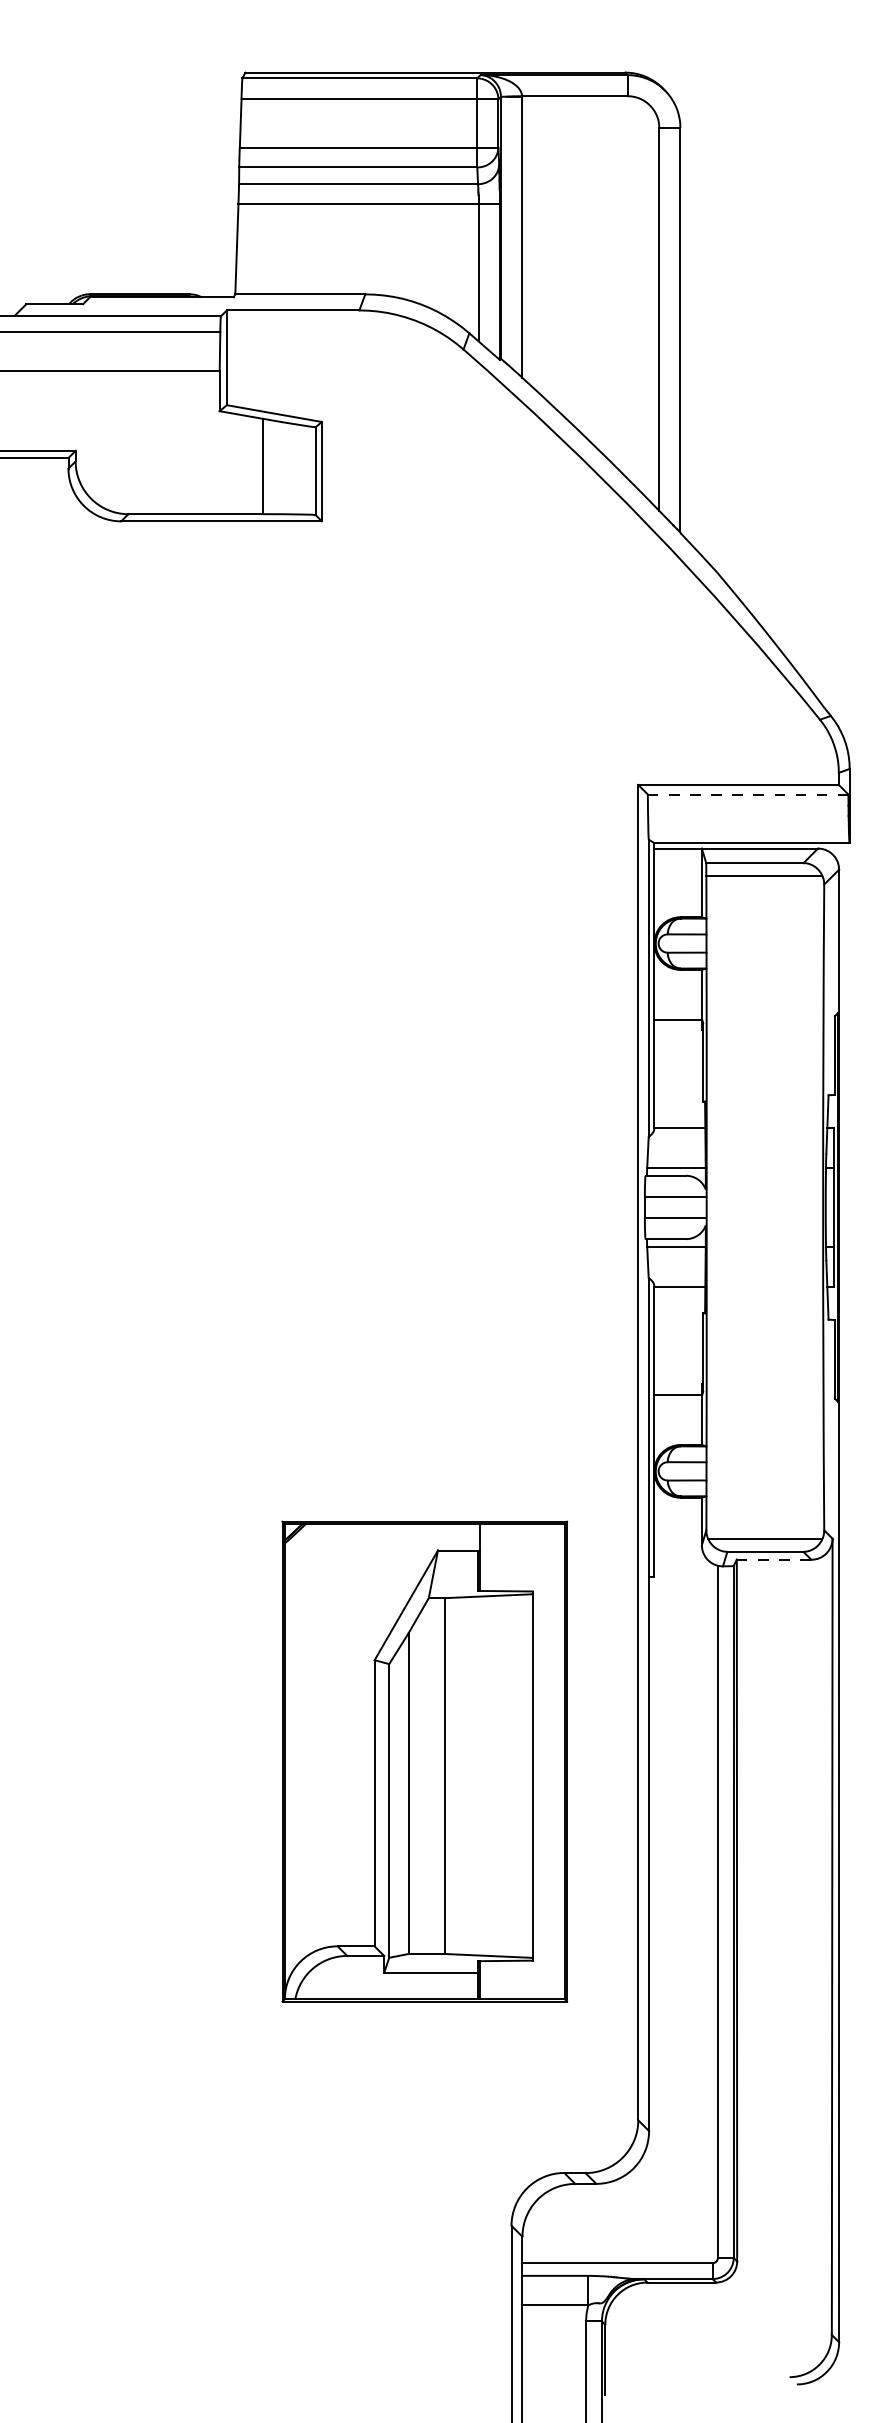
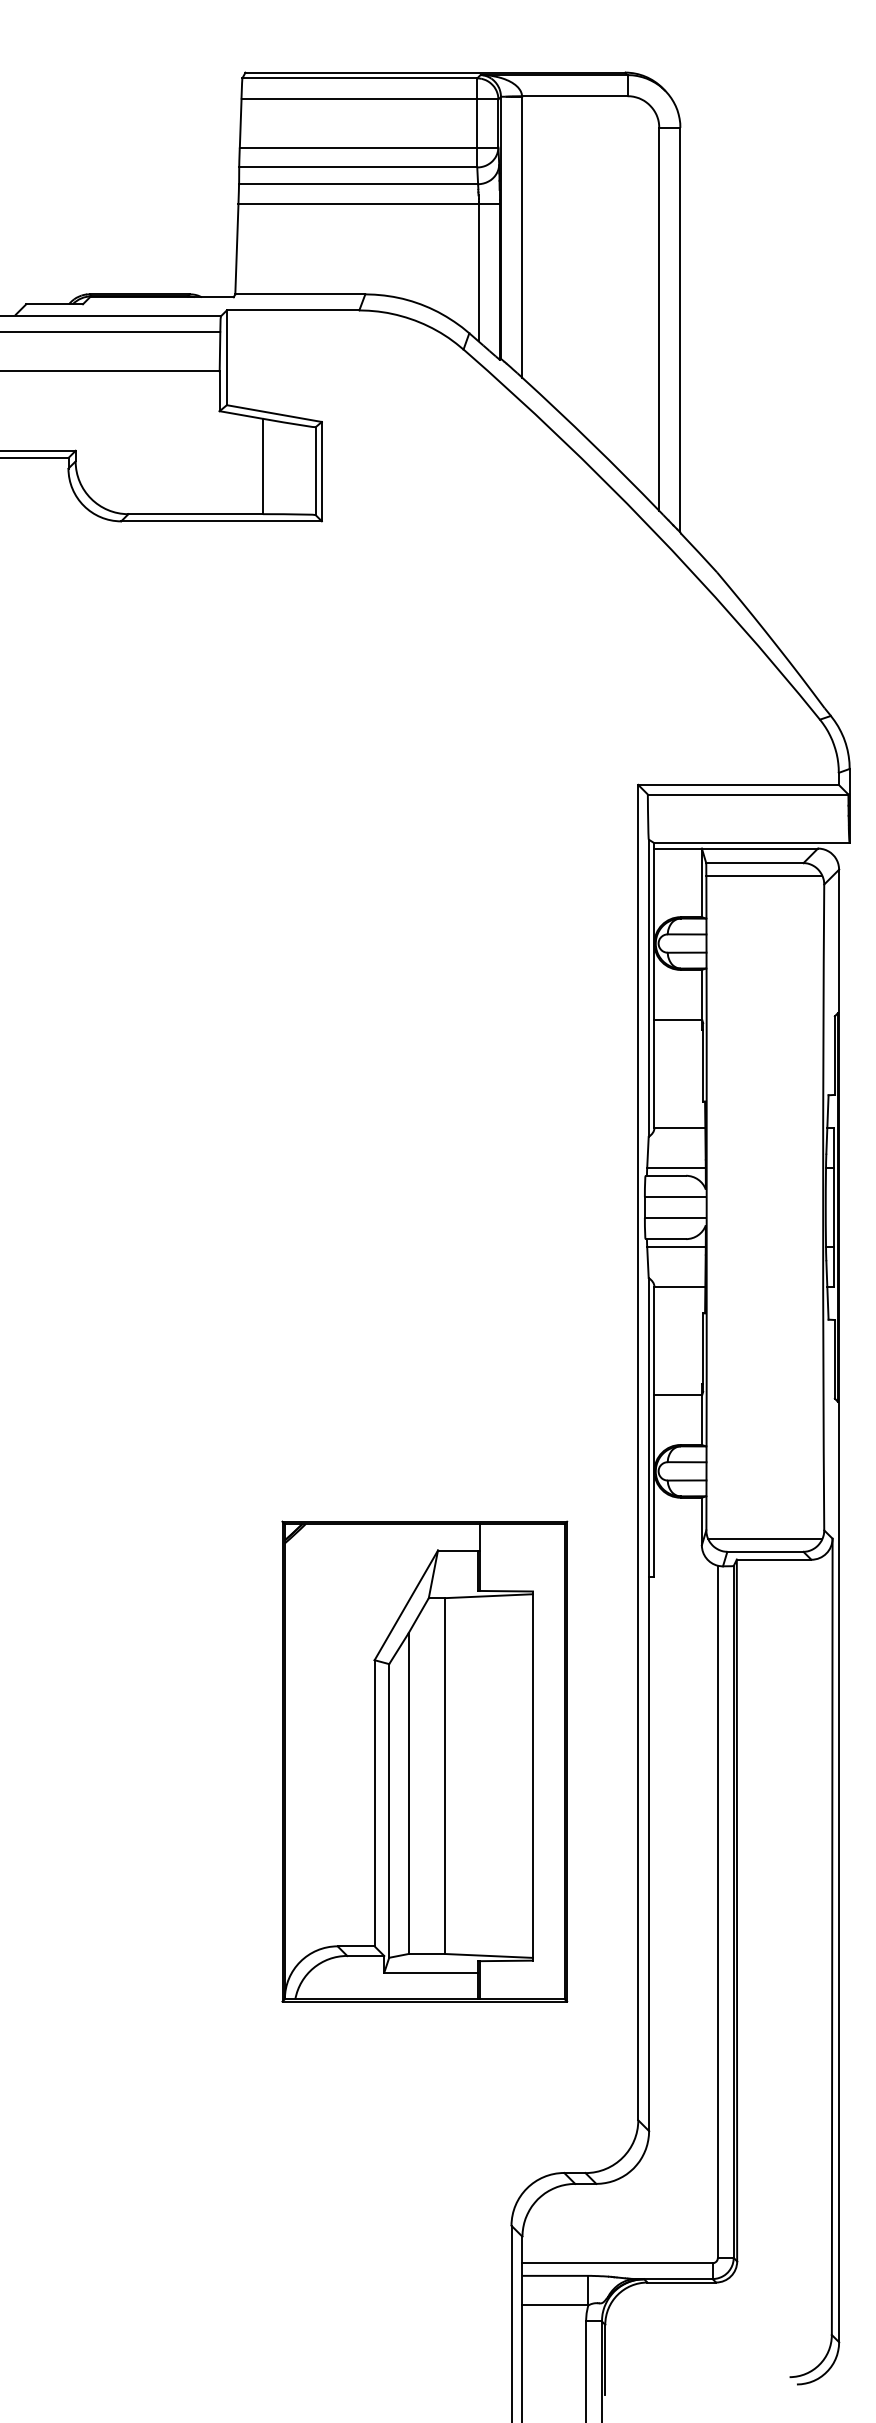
line: dashed -> solid (748, 794)
line: dashed -> solid (774, 1559)
